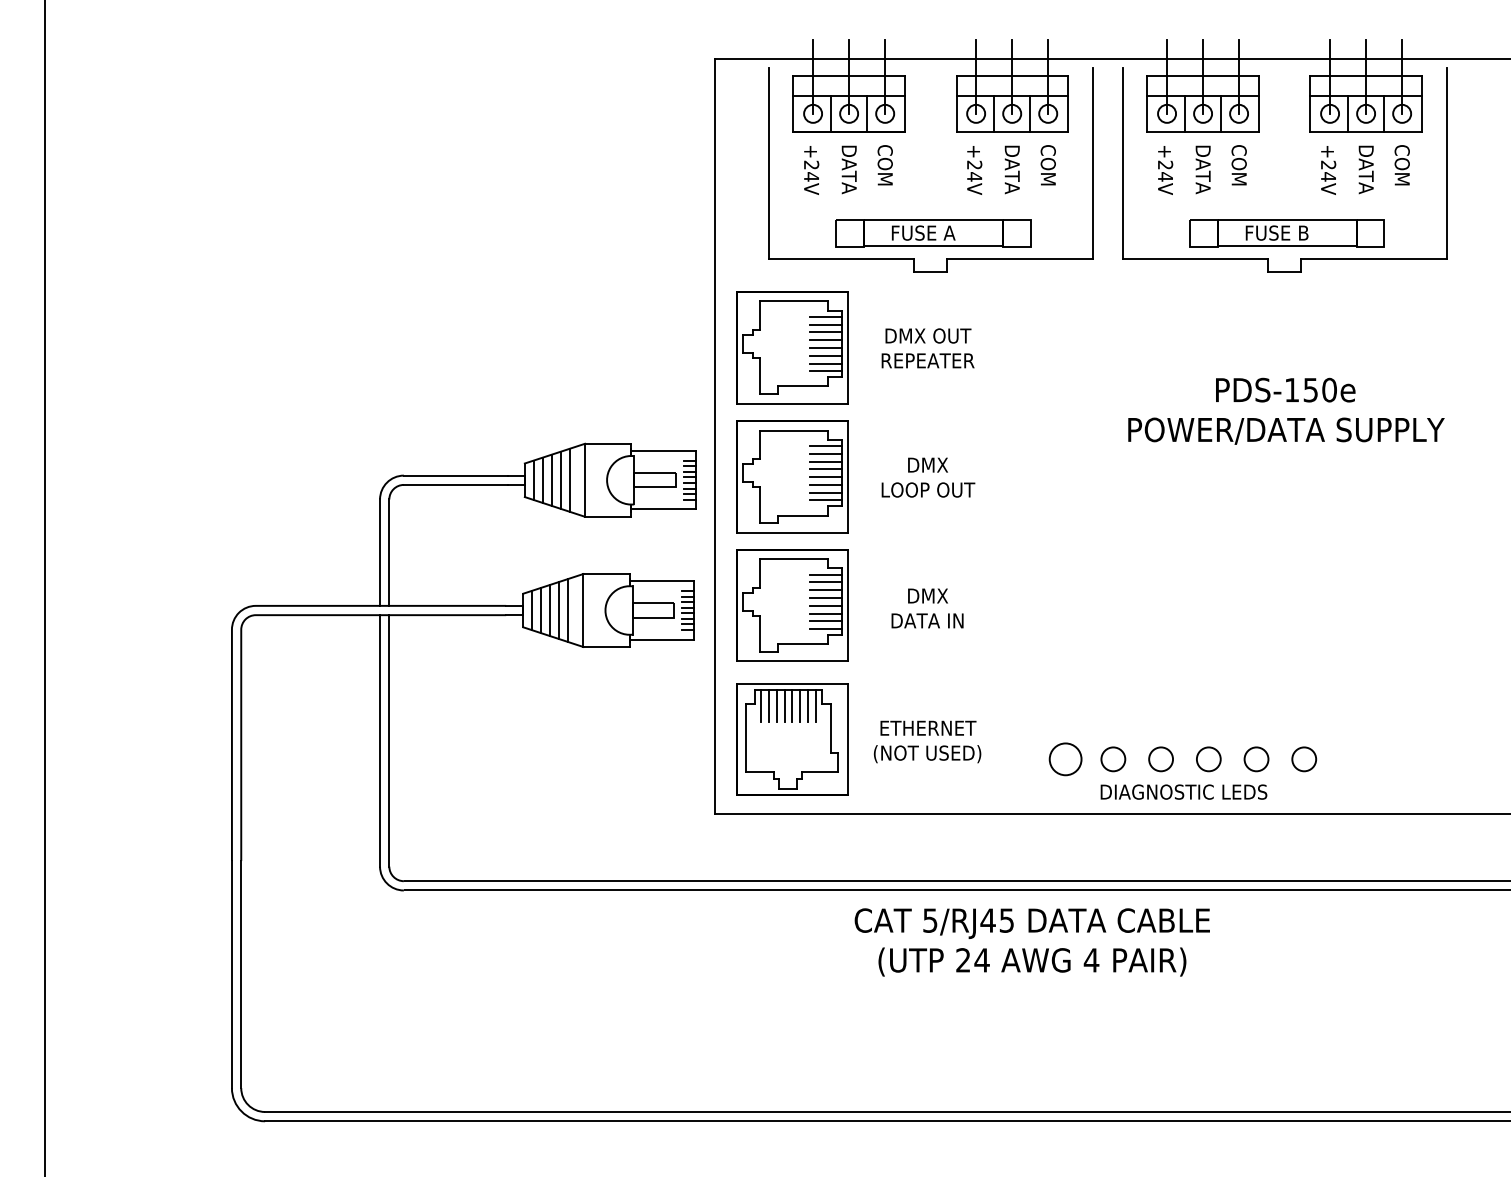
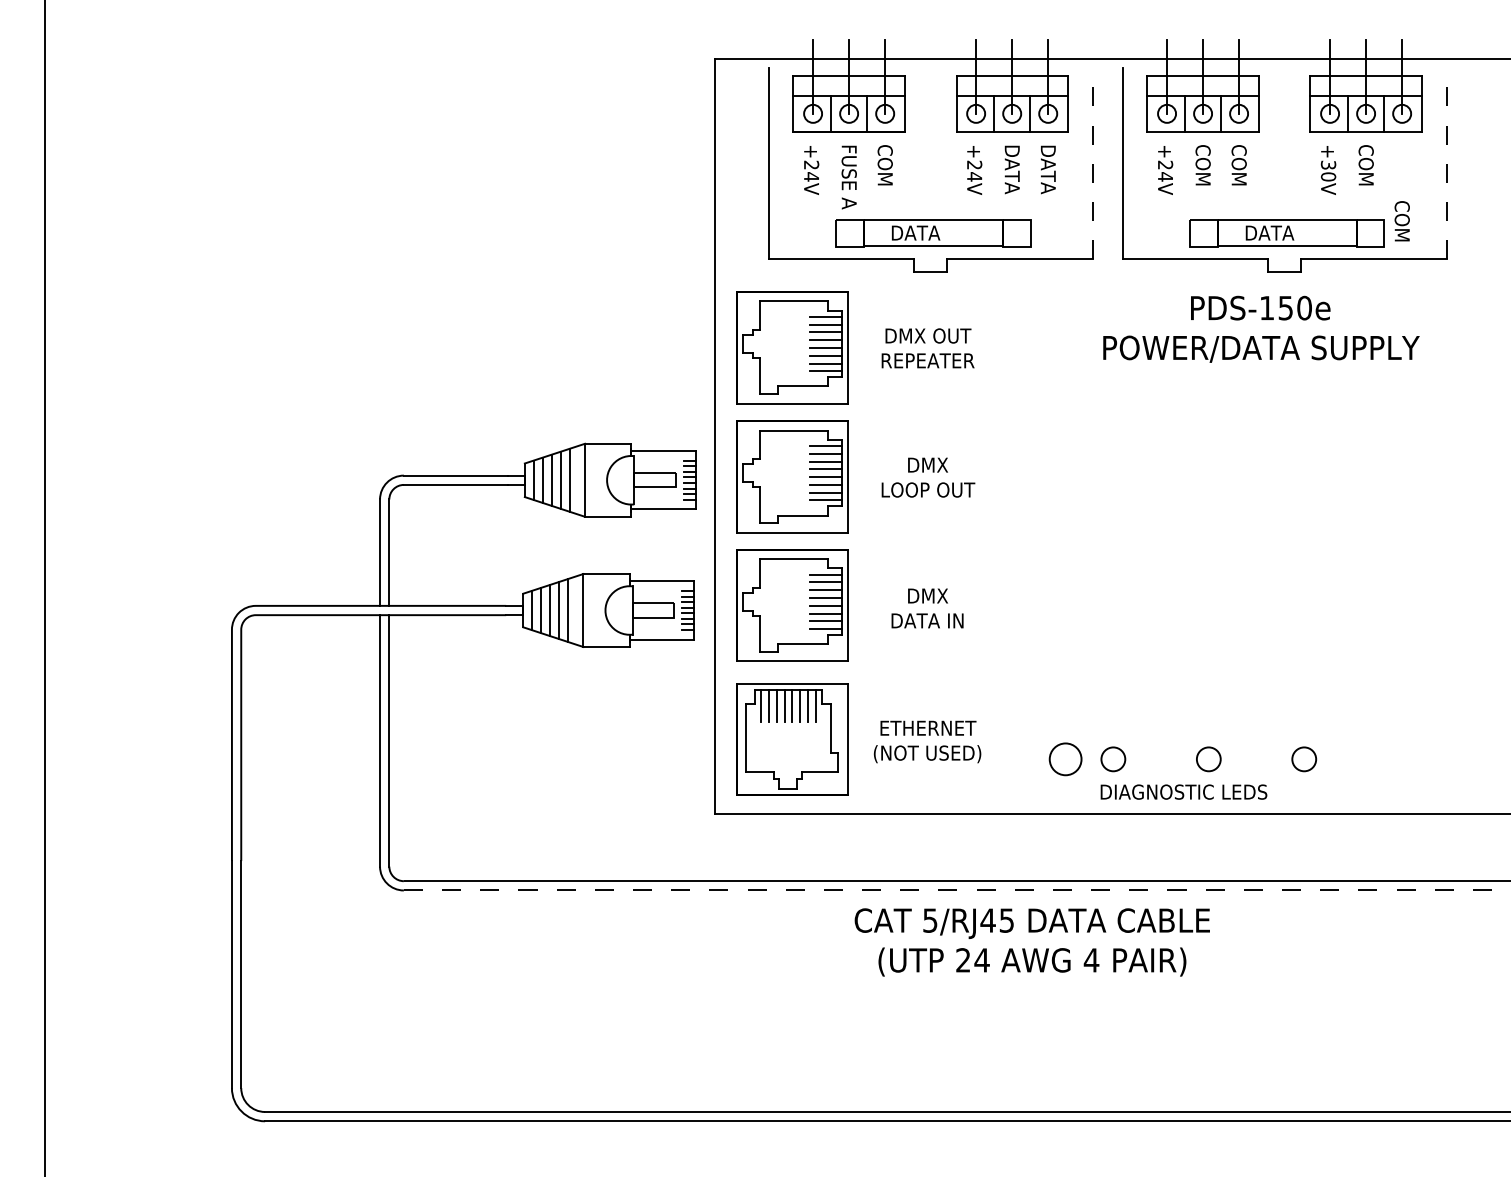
line: solid -> dashed (1092, 163)
line: solid -> dashed (1446, 163)
text position: (1401, 165) -> (1401, 221) (1401, 221)
text: COM -> DATA (1047, 169)
text: DATA -> COM (1202, 169)
text: DATA -> COM (1365, 169)
text: +24V -> +30V (1328, 170)
text: DATA -> FUSE A (848, 178)
text: FUSE A -> DATA (924, 232)
text: FUSE B -> DATA (1277, 232)
text position: (1286, 410) -> (1261, 328) (1261, 328)
circle: present -> none (1160, 759)
circle: present -> none (1256, 759)
line: solid -> dashed (957, 890)
